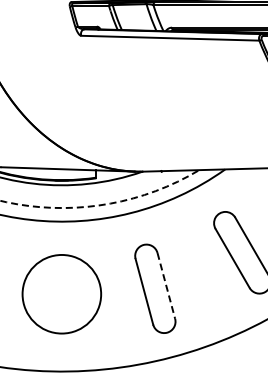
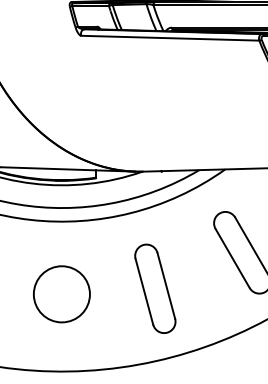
arc: dashed -> solid (102, 204)
line: dashed -> solid (166, 286)
circle size: 82x81 px -> 58x59 px (61, 294)
